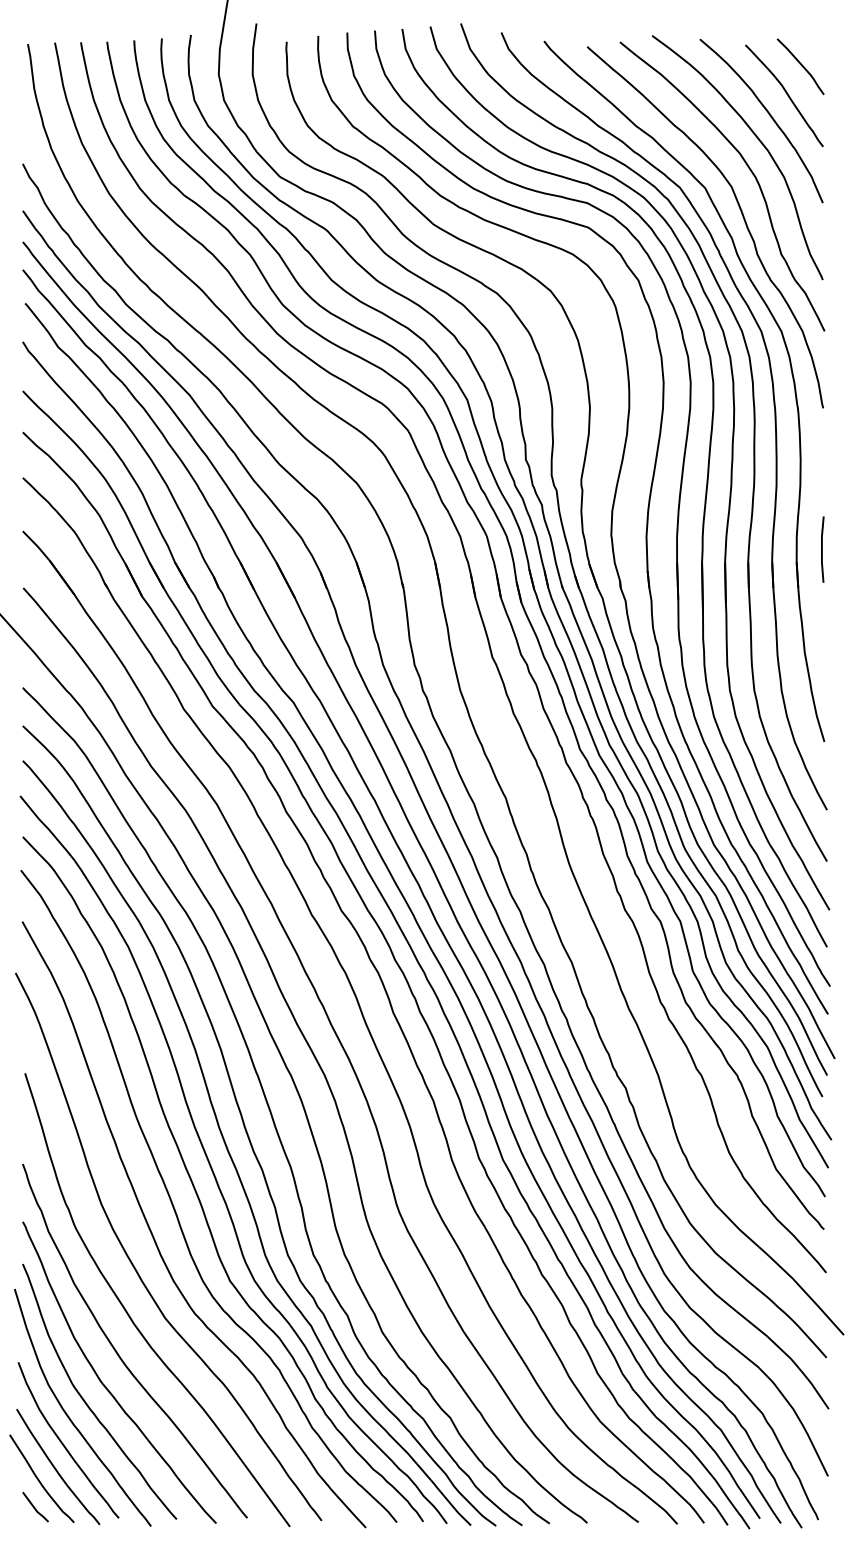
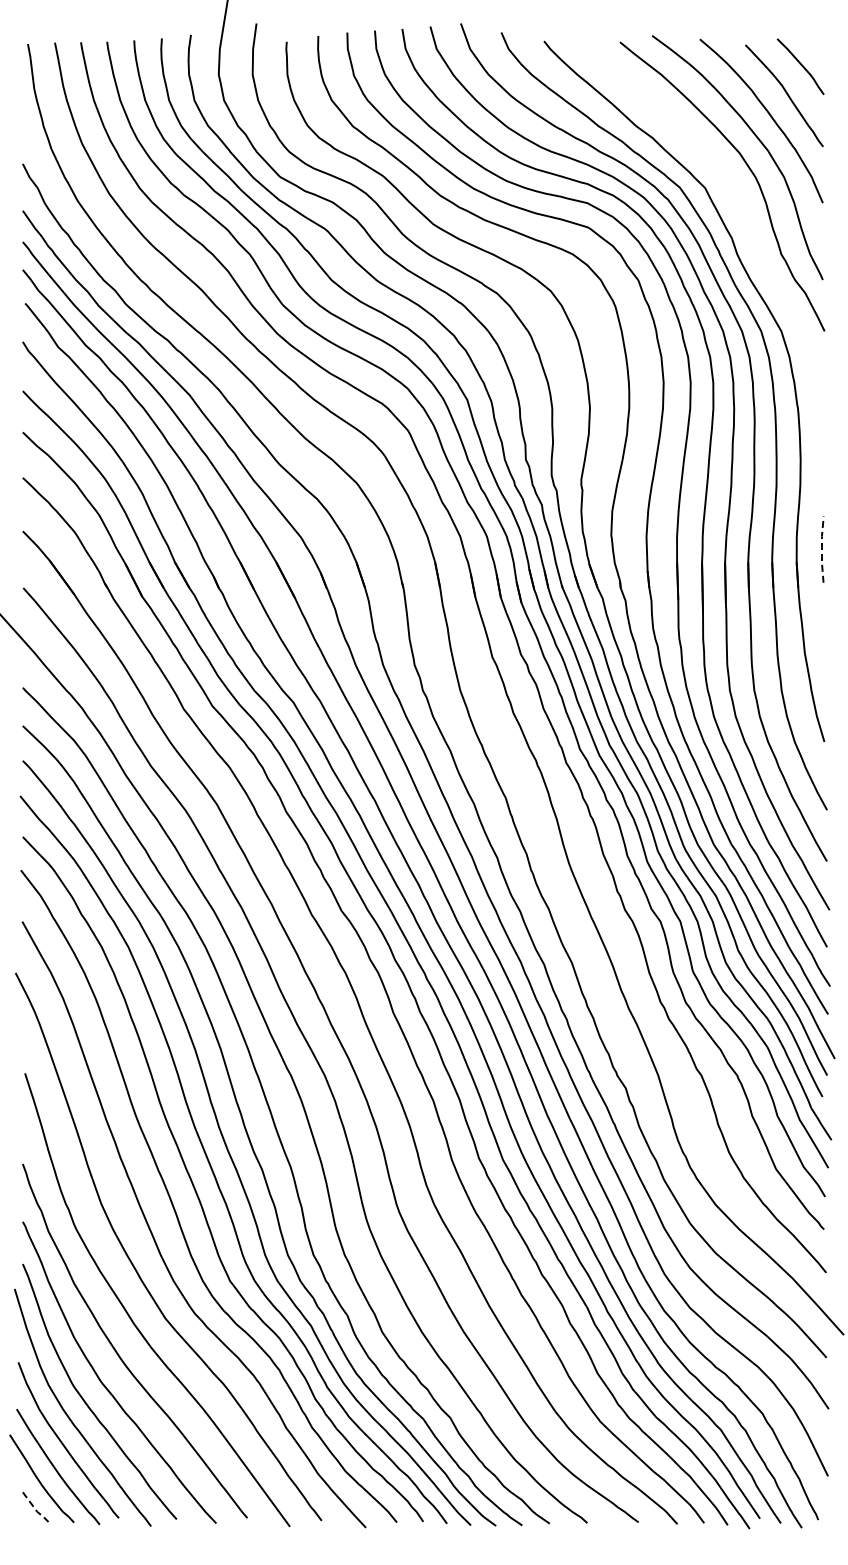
curve: present -> none (741, 214)
line: solid -> dashed (821, 549)
line: solid -> dashed (35, 1509)
